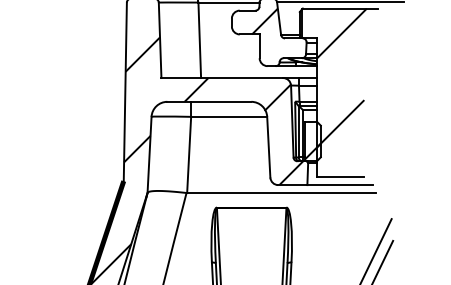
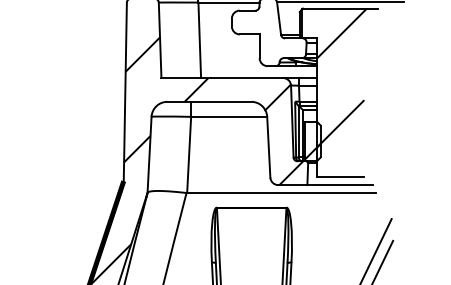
hatch: present -> none (264, 21)
